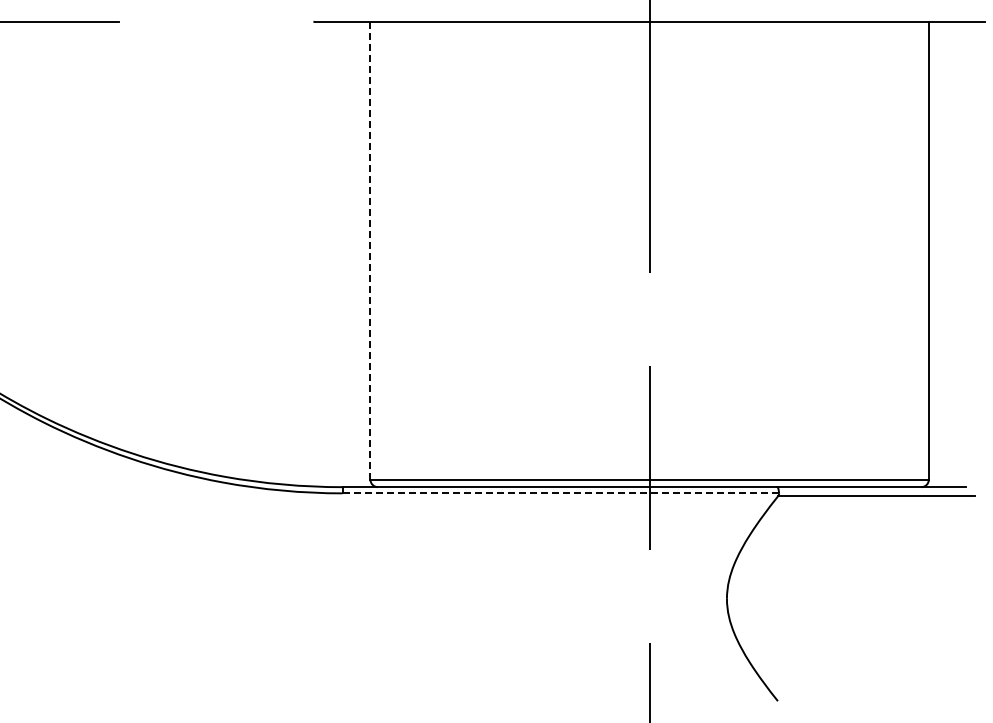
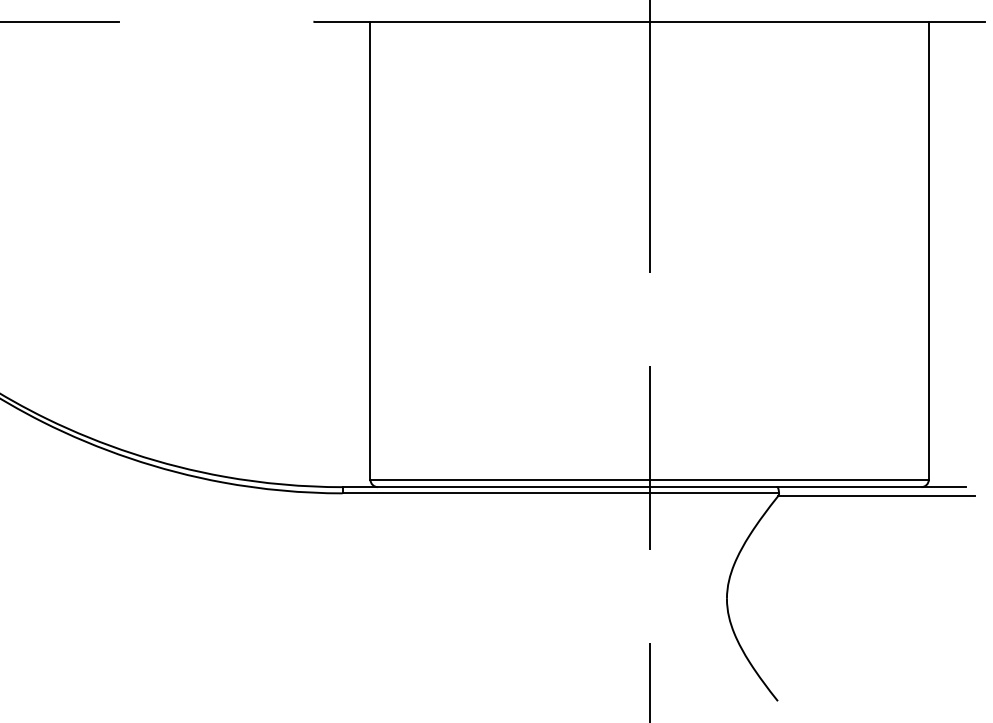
line: dashed -> solid (370, 250)
line: dashed -> solid (561, 493)
